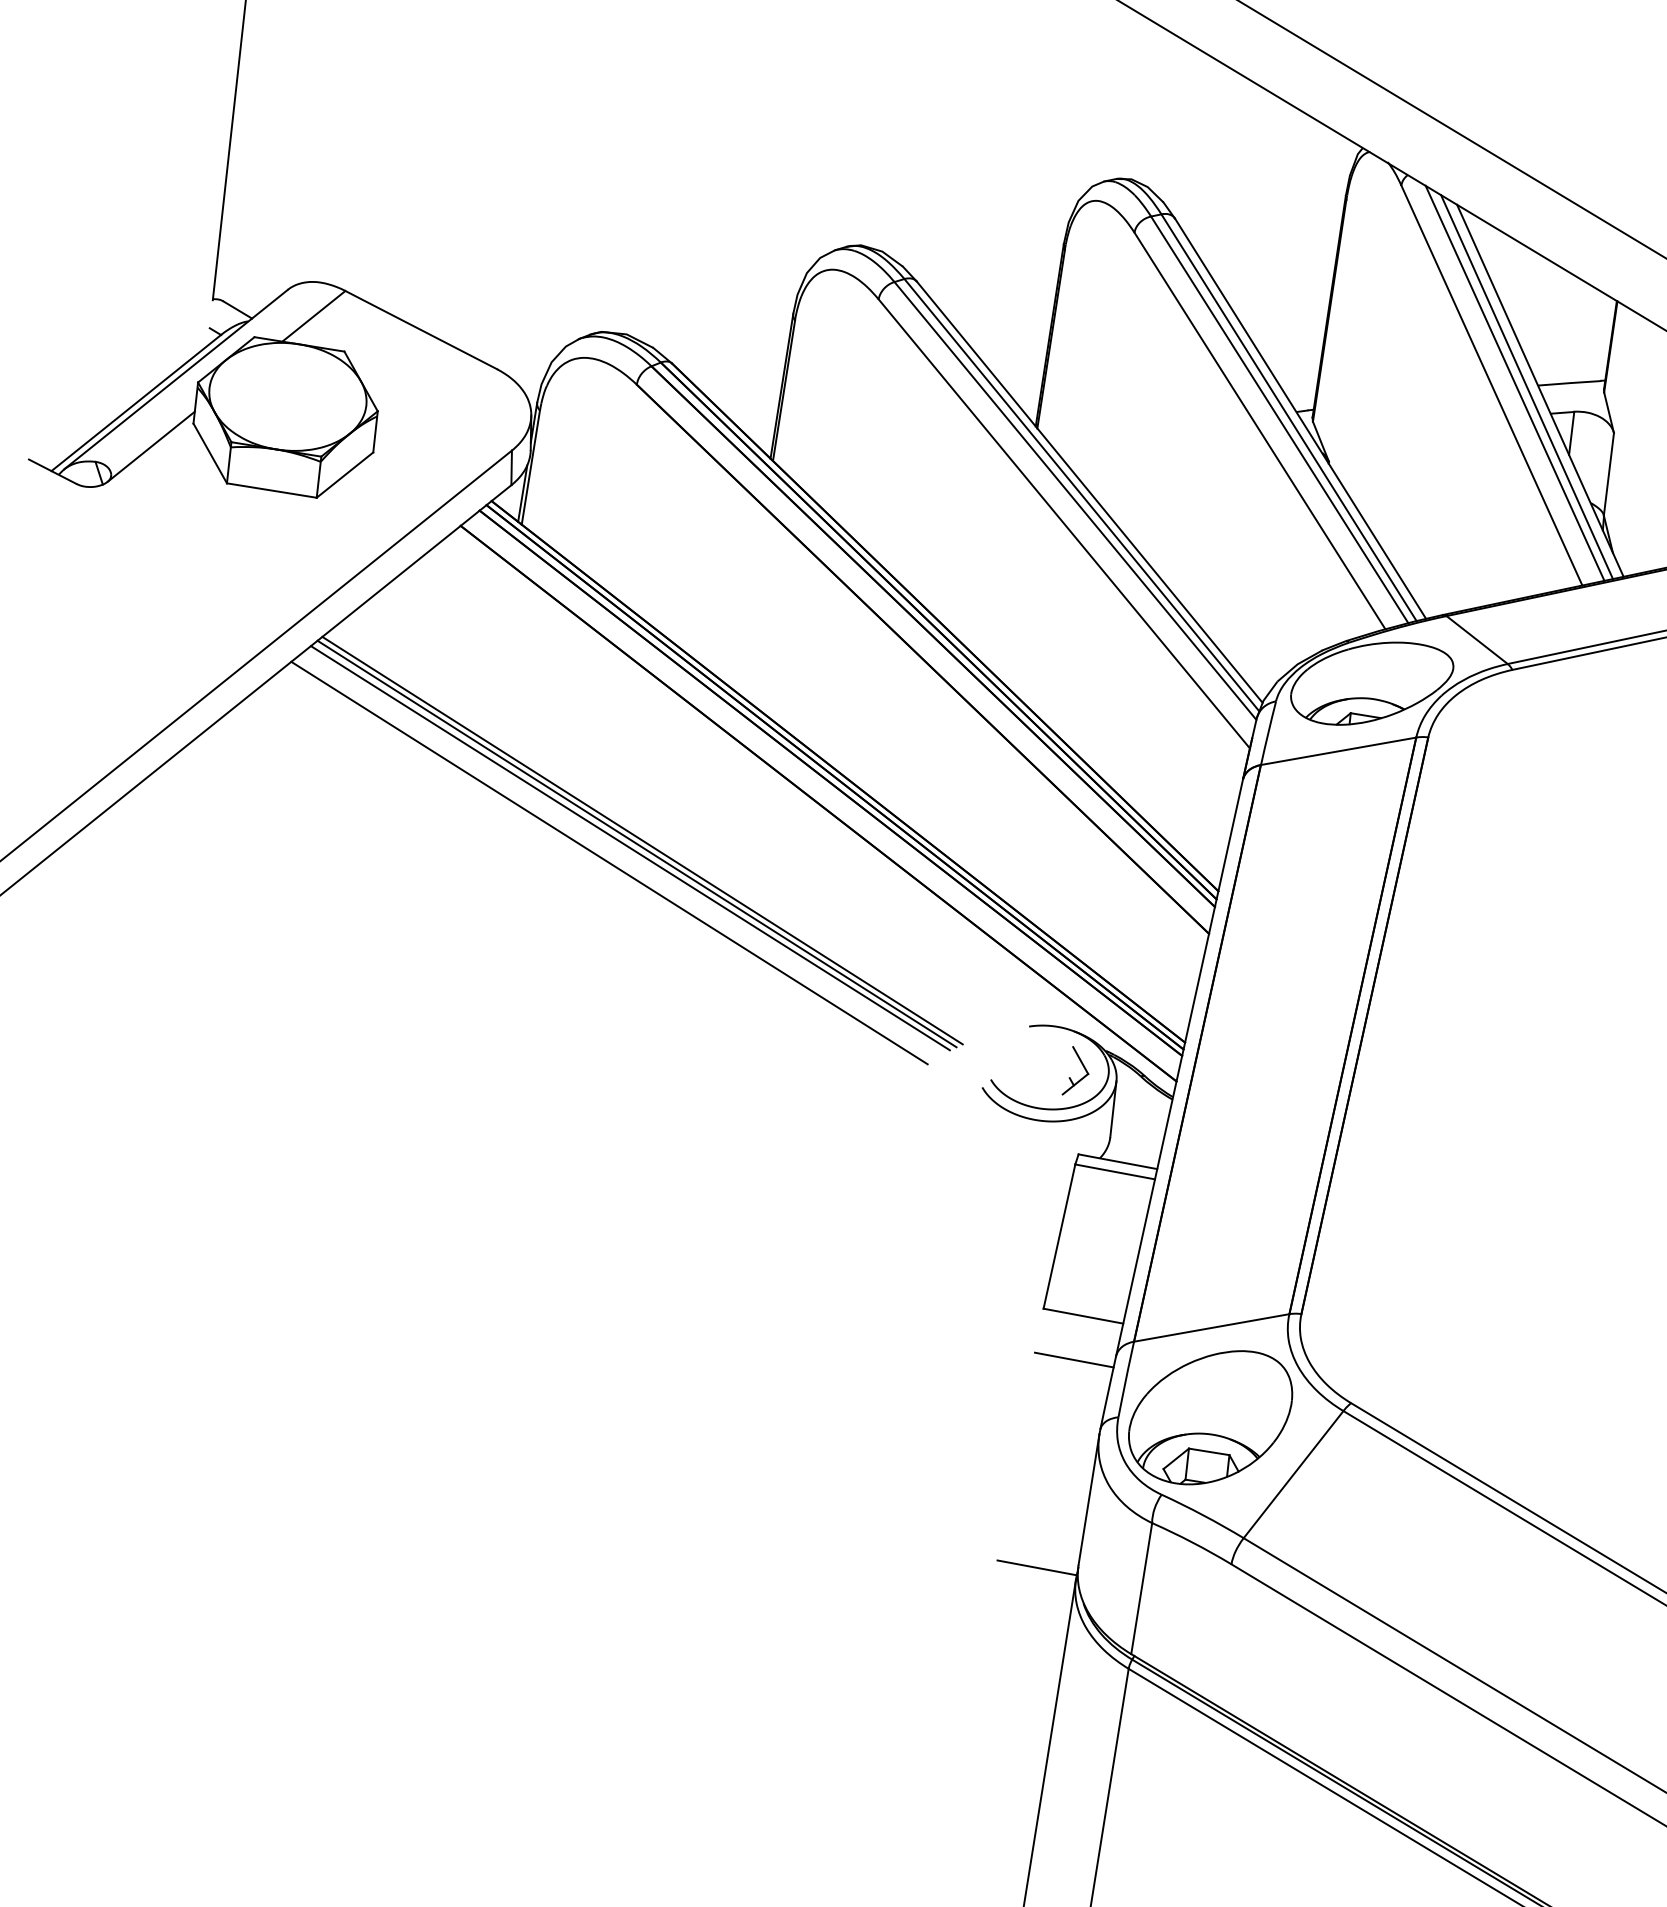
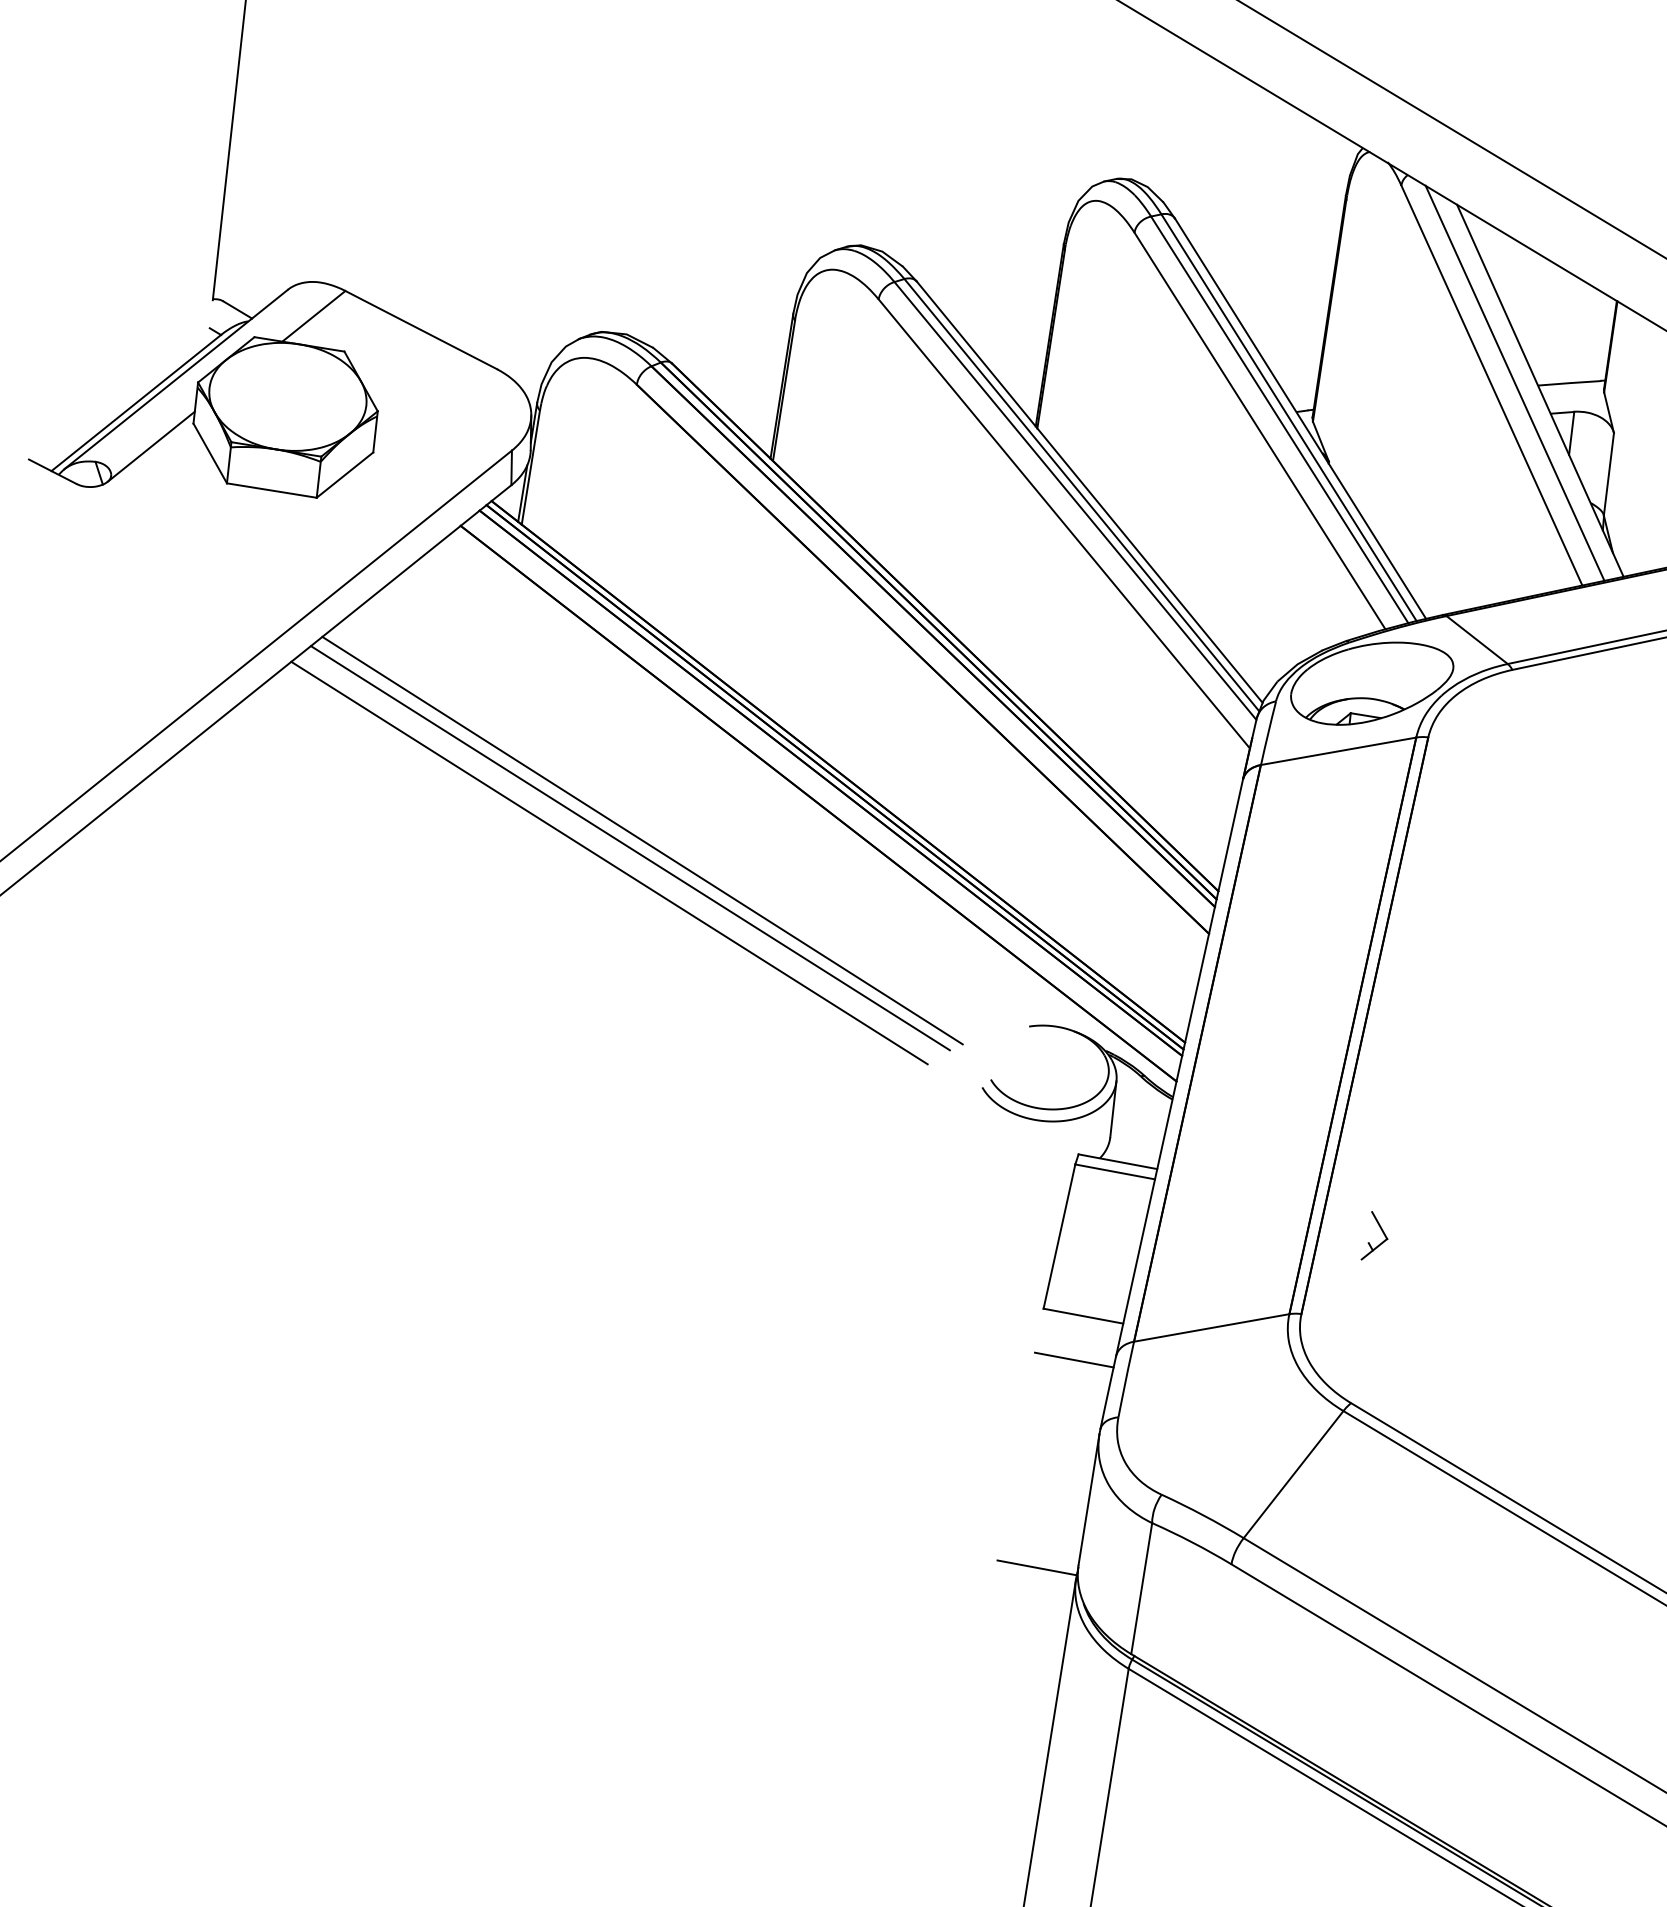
line: present -> none (1526, 387)
line: present -> none (636, 843)
part position: (1082, 1066) -> (1381, 1231) (1381, 1231)
part: present -> none (1210, 1417)
